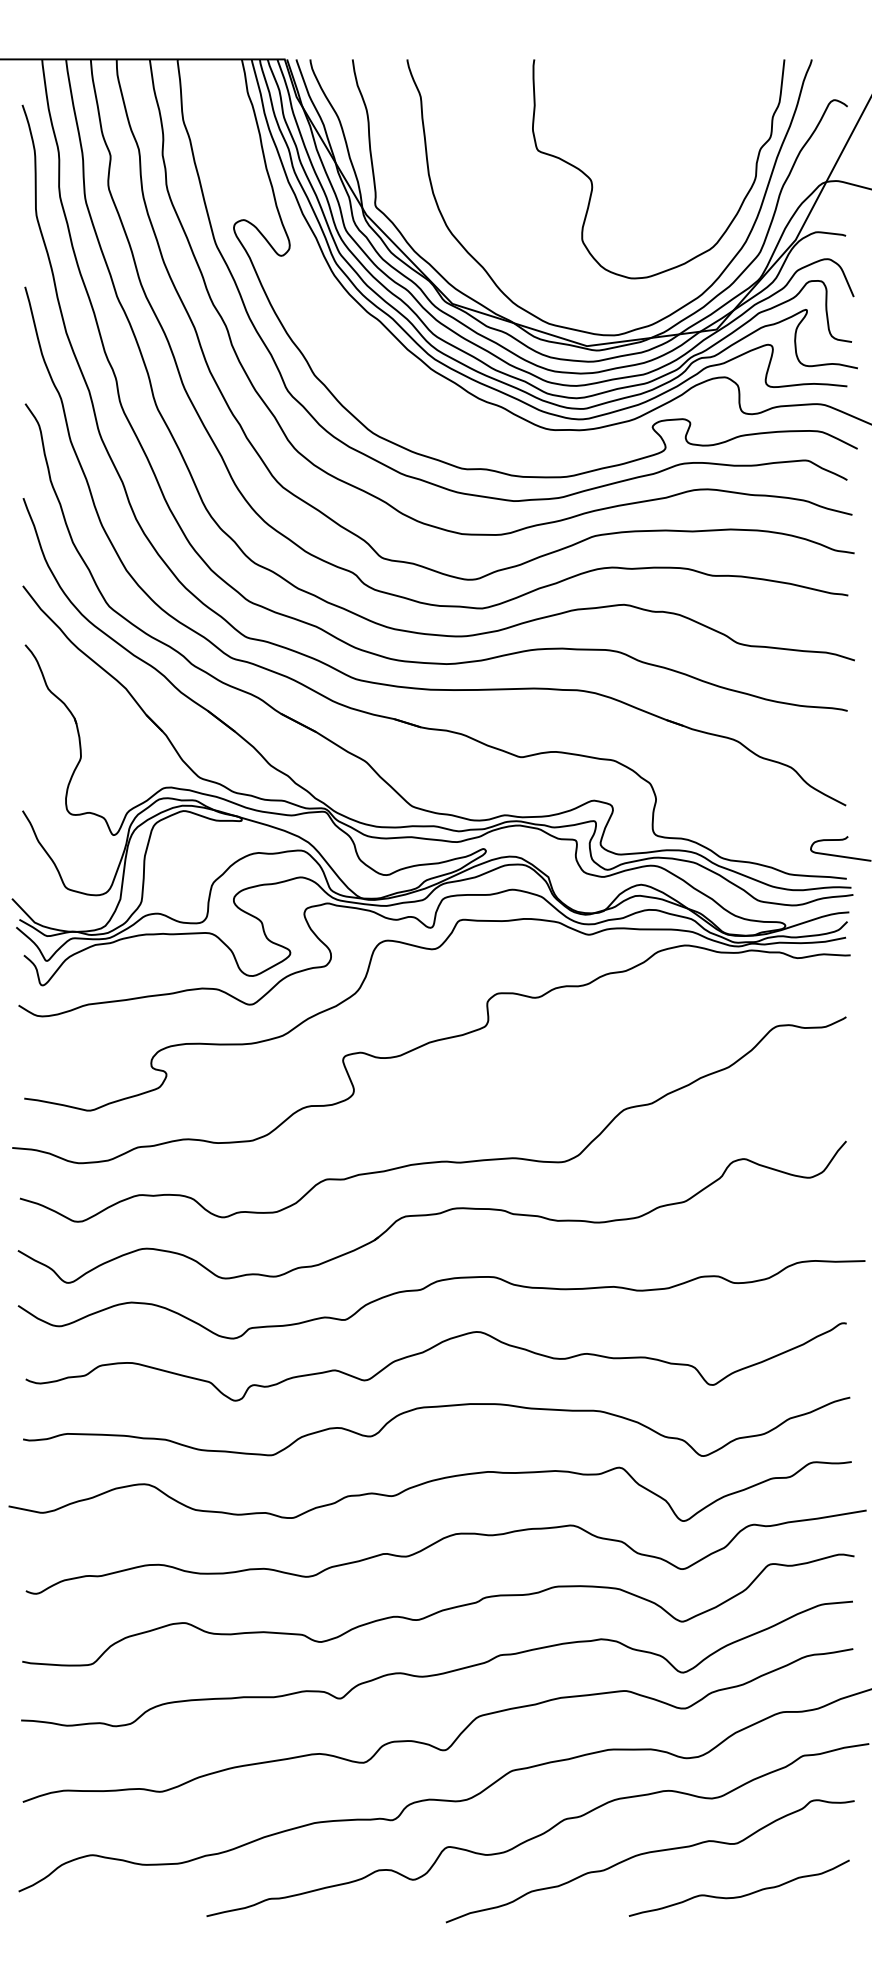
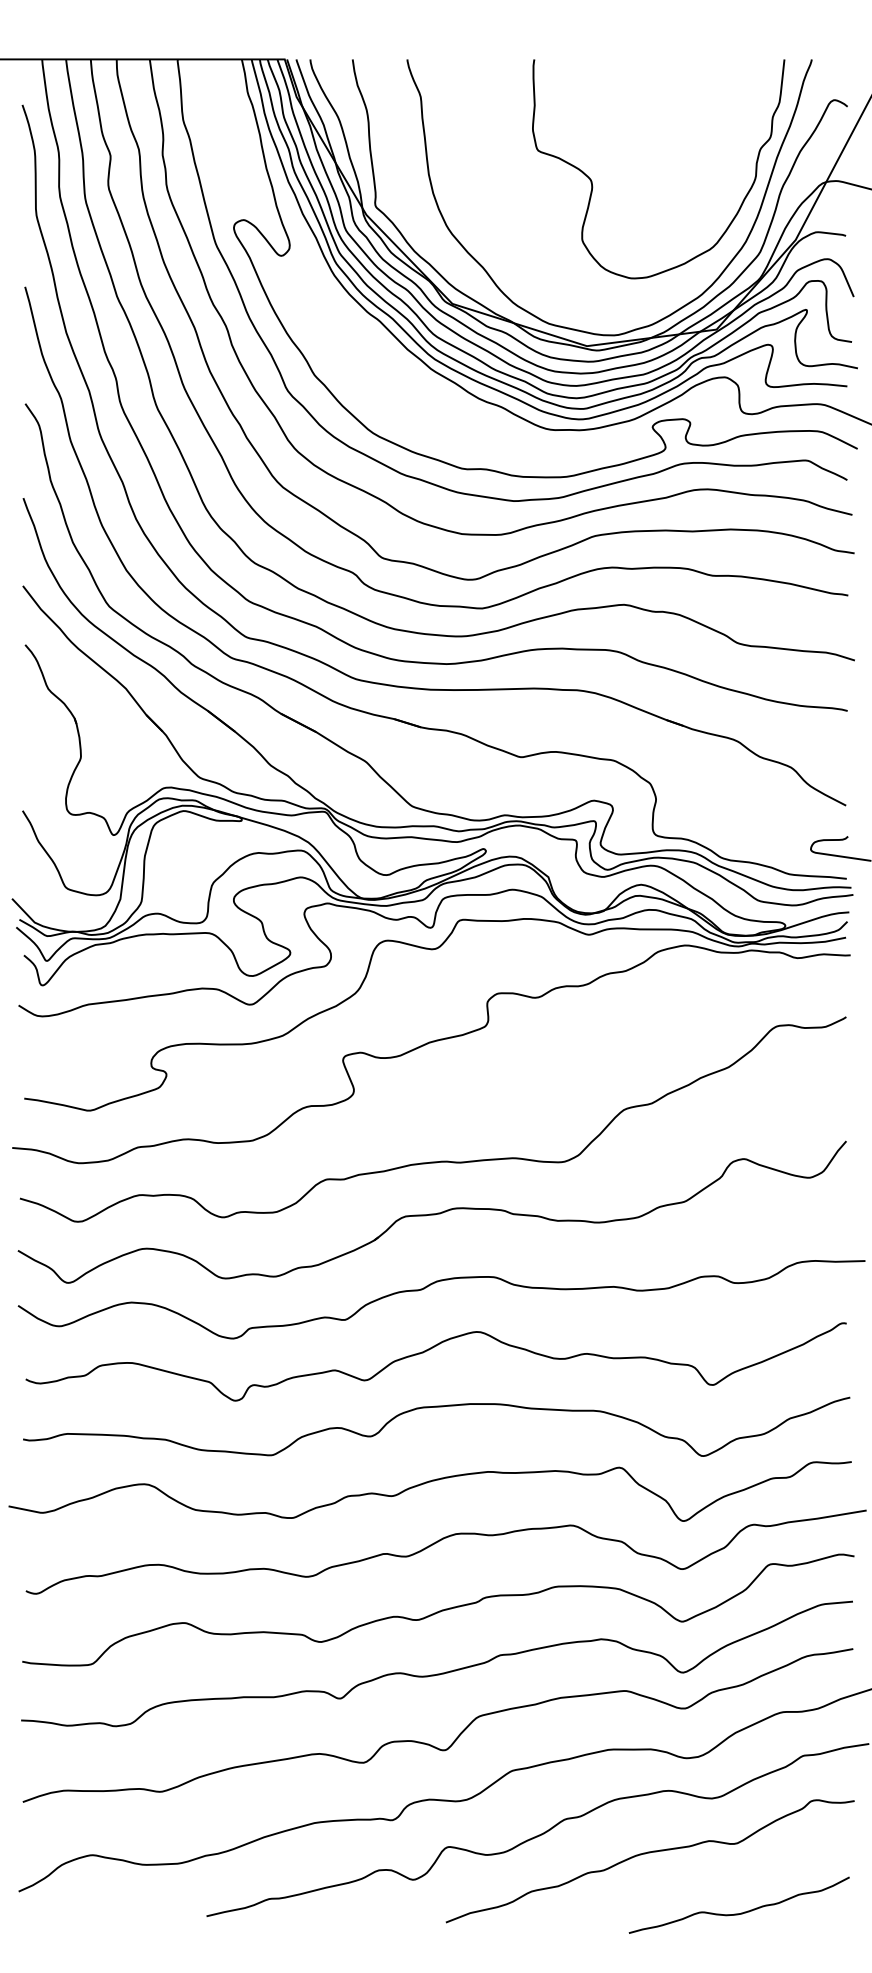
curve position: (741, 1895) -> (741, 1912) (741, 1912)
